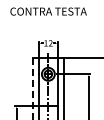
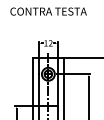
line: dashed -> solid (32, 89)
